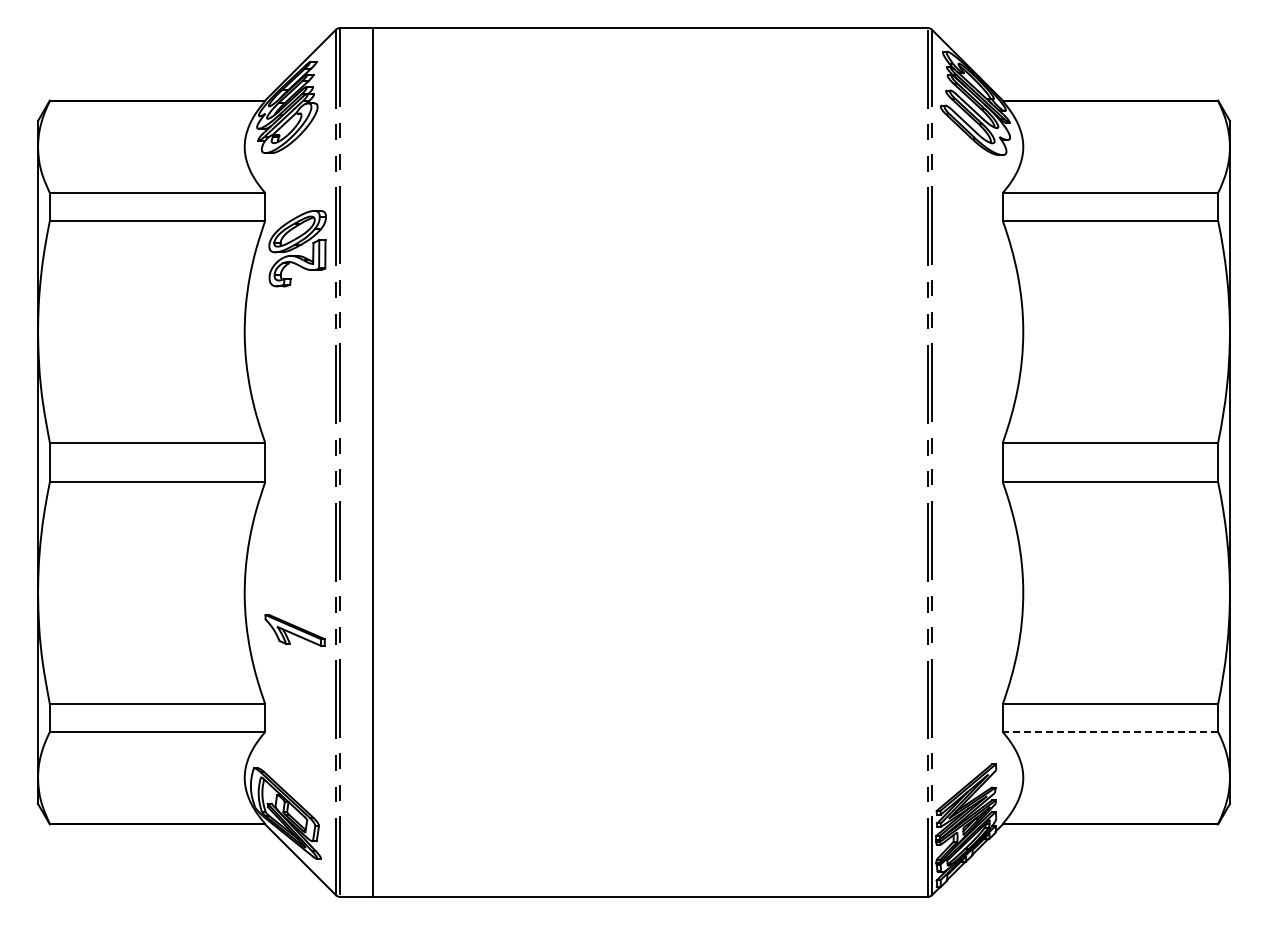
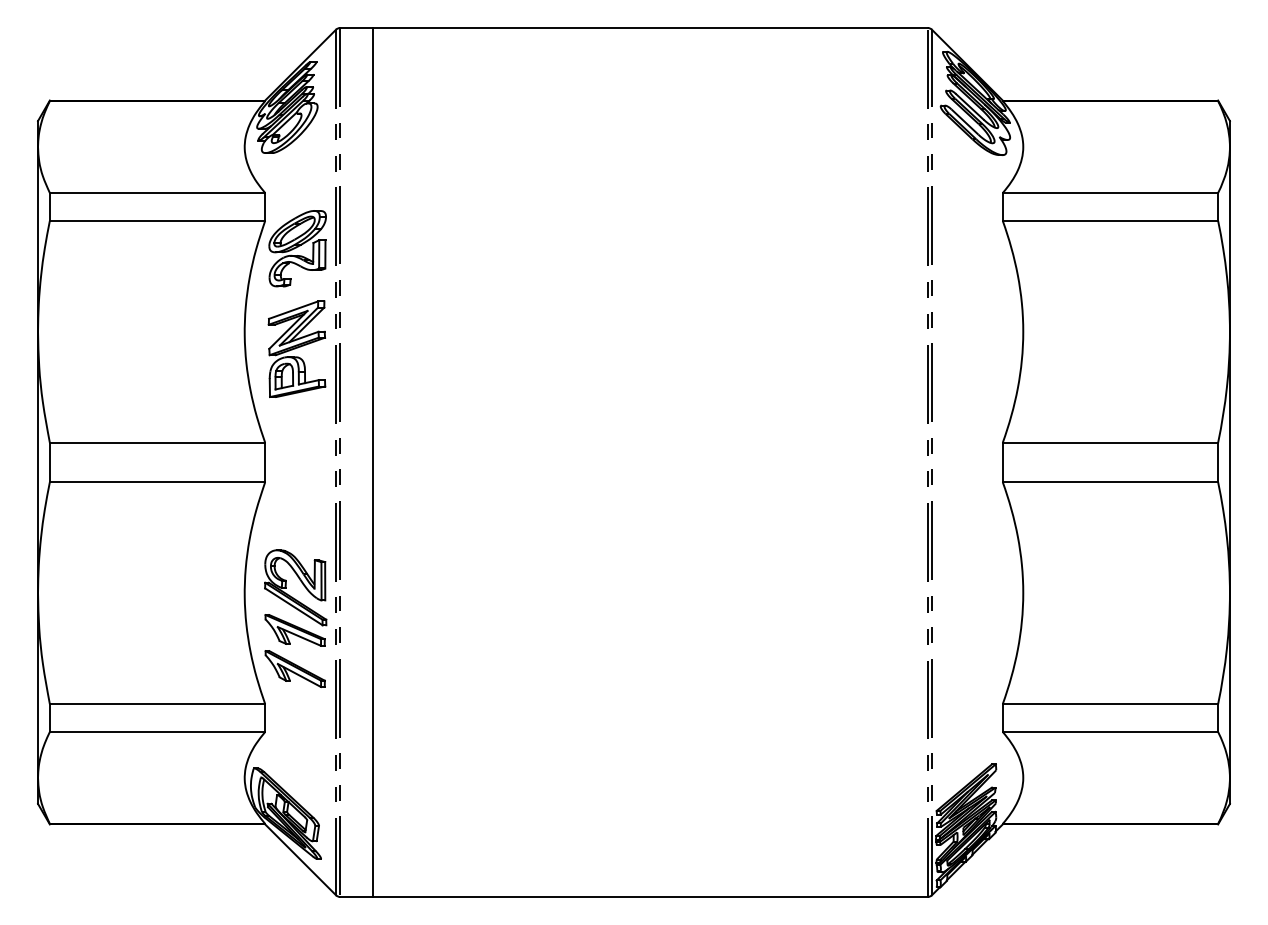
part: none -> present (296, 348)
part: none -> present (301, 583)
part: none -> present (294, 668)
line: dashed -> solid (1110, 732)
